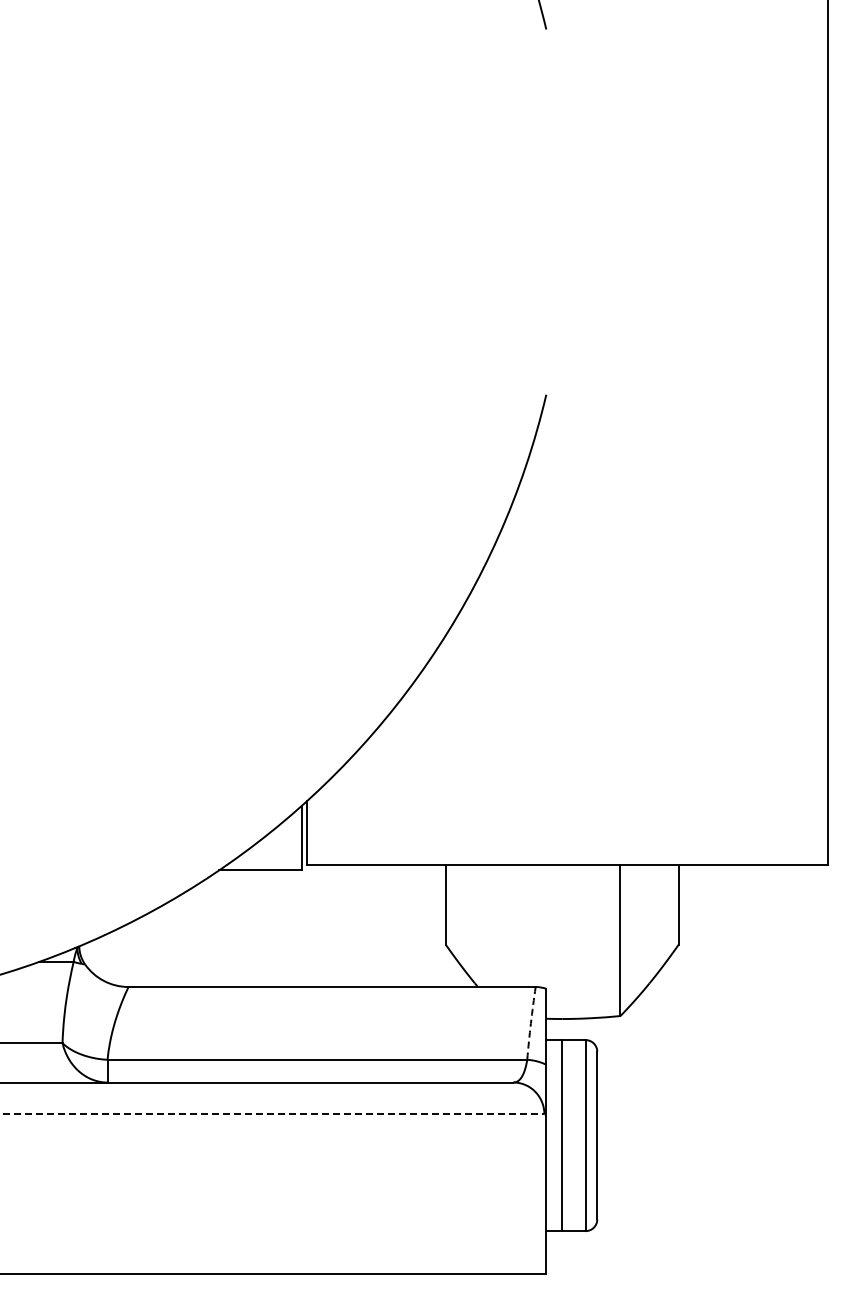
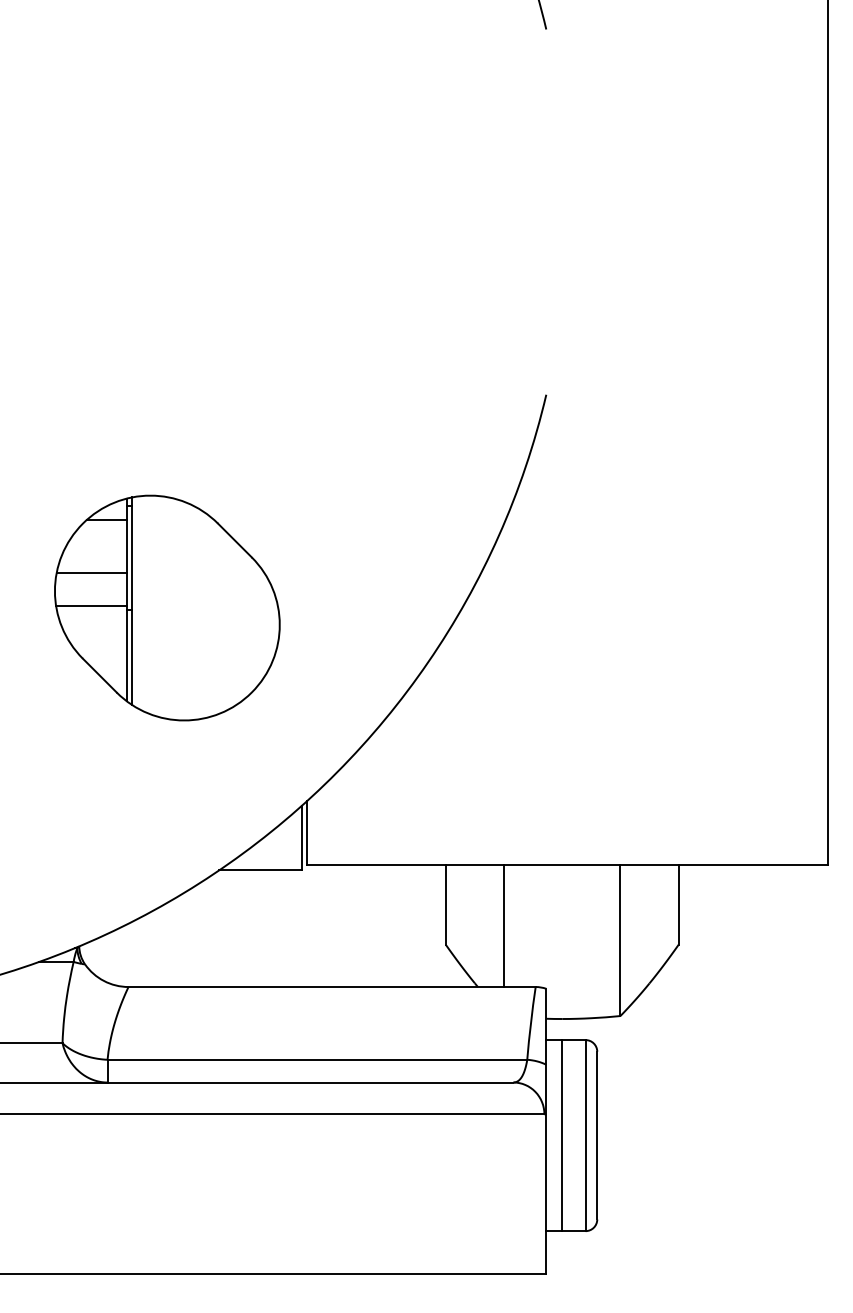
part: none -> present (167, 607)
line: none -> present (504, 926)
arc: dashed -> solid (530, 1023)
line: dashed -> solid (272, 1114)
